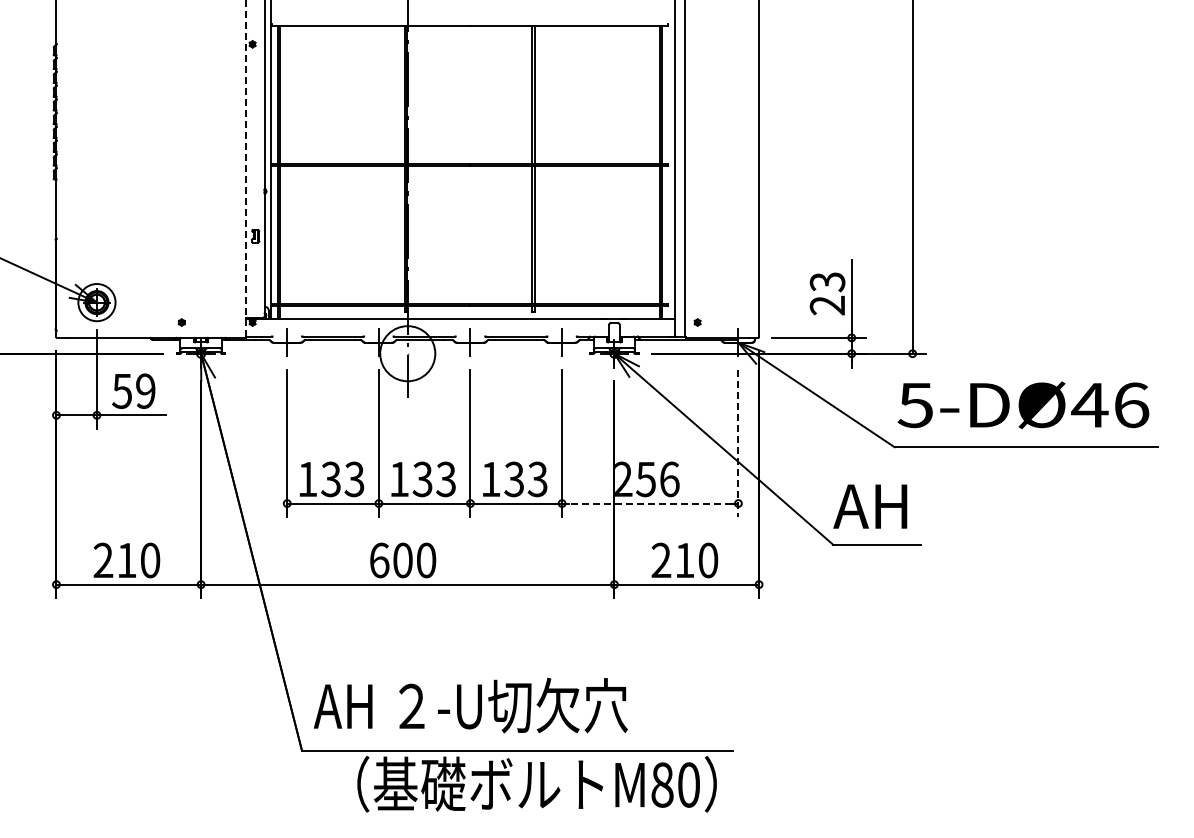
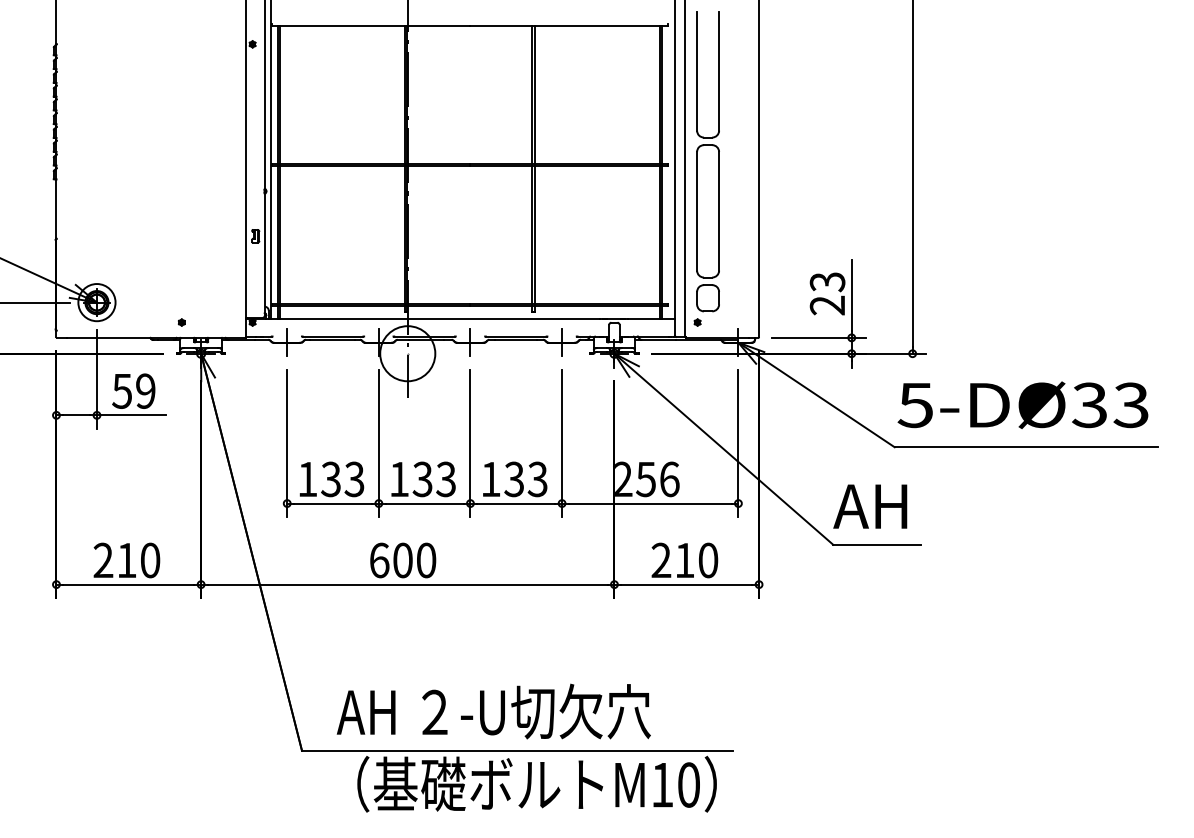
part: none -> present (707, 161)
line: dashed -> solid (246, 168)
line: none -> present (36, 302)
text: 5-DØ46 -> 5-DØ33 (1110, 405)
line: dashed -> solid (738, 443)
line: dashed -> solid (649, 503)
text position: (470, 705) -> (493, 711) (493, 711)
text: M80 -> M10 (662, 784)
